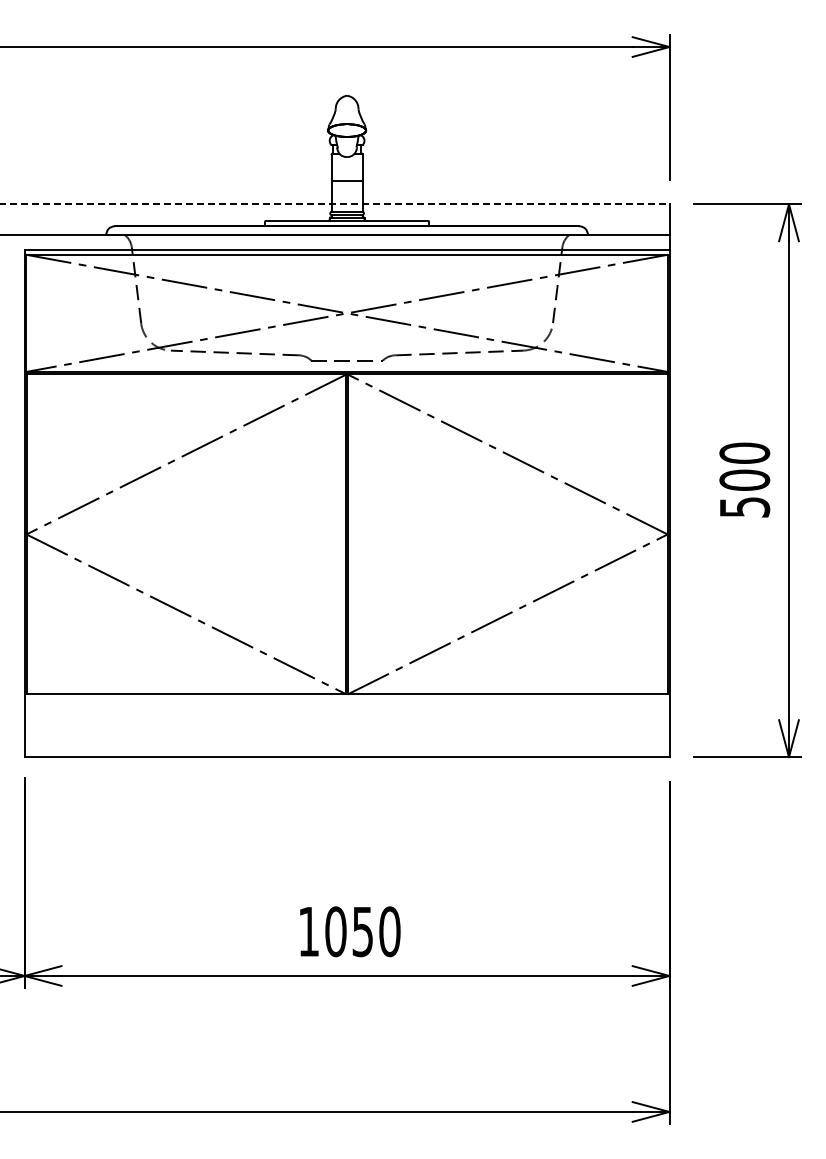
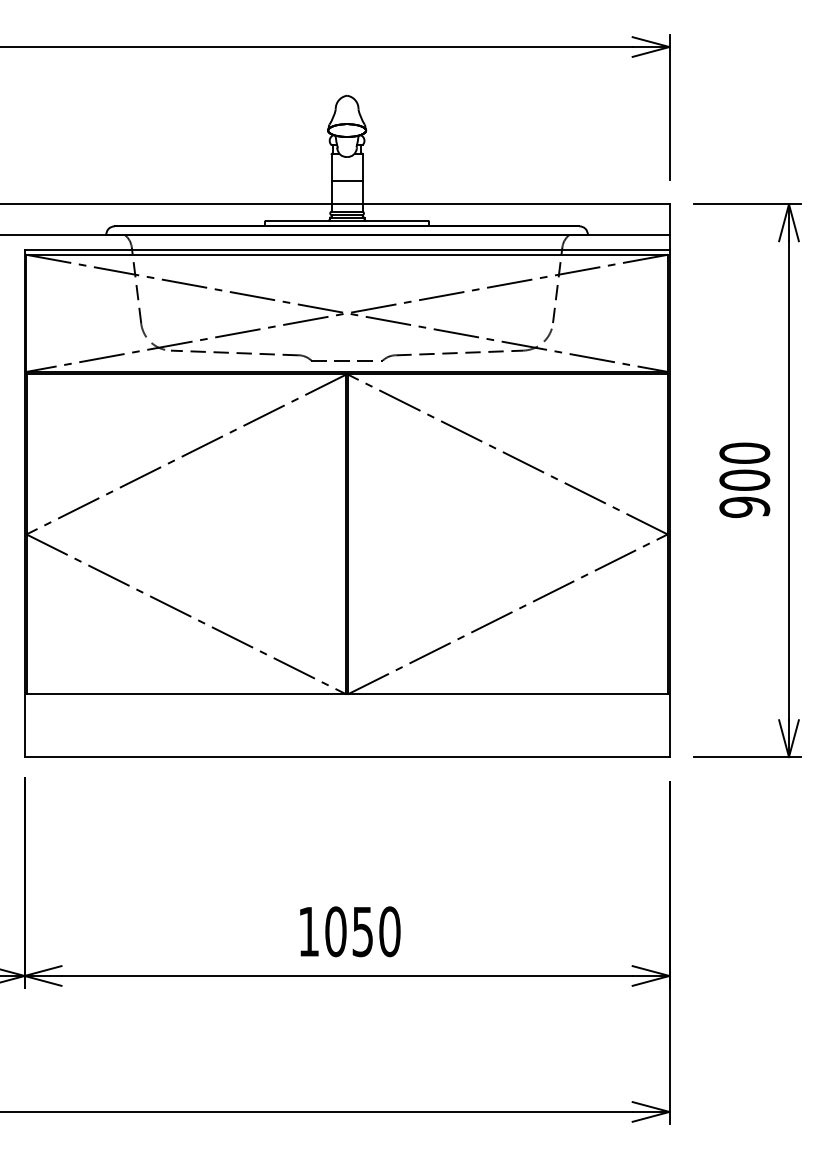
line: dashed -> solid (335, 204)
text: 500 -> 900 (744, 507)
